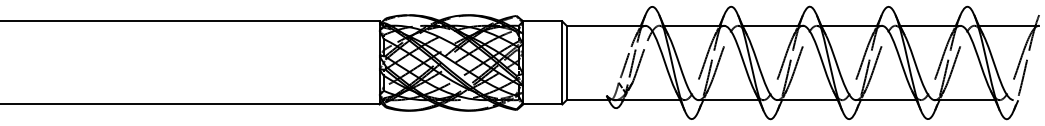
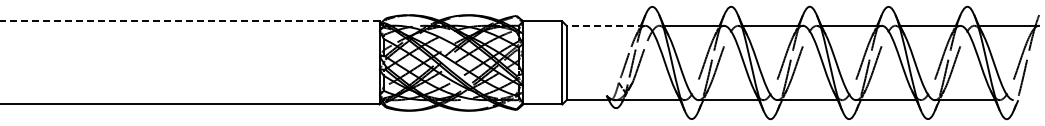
line: solid -> dashed (189, 21)
line: solid -> dashed (605, 25)
